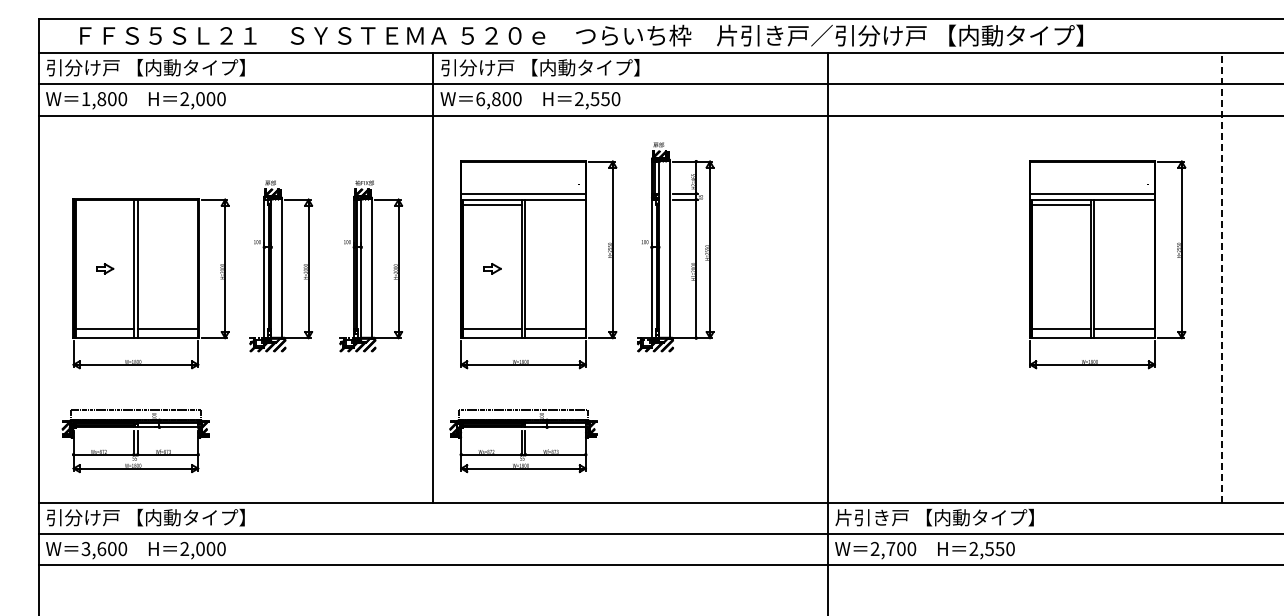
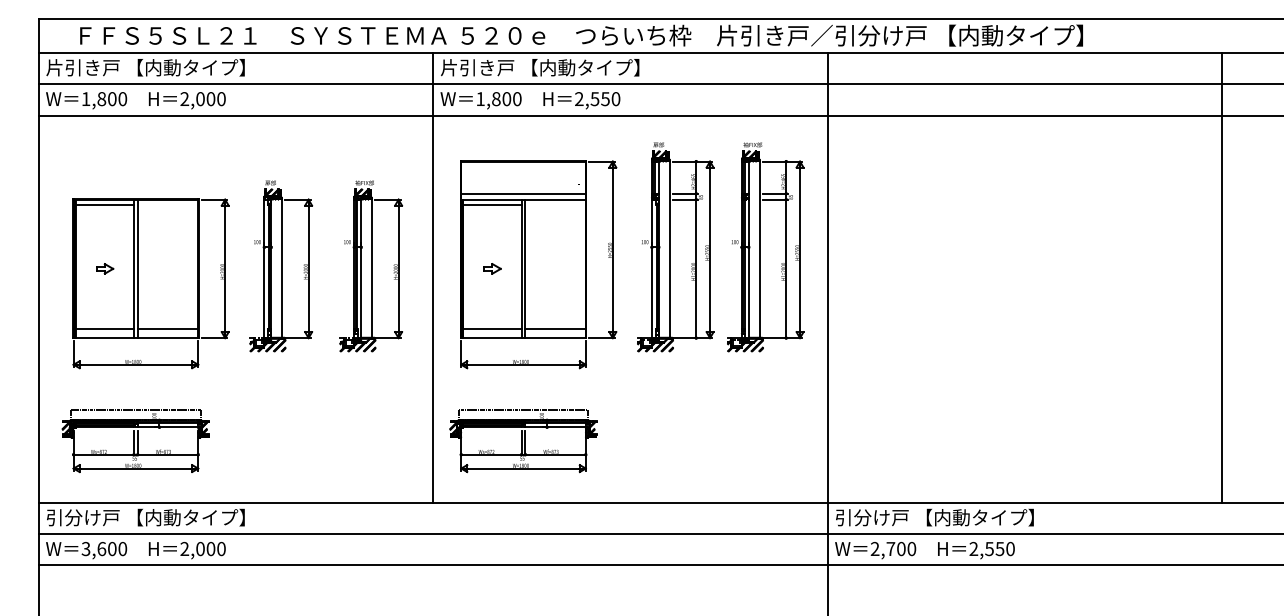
text: 引分け戸 【内動タイプ】 -> 片引き戸 【内動タイプ】 (73, 67)
text: 引分け戸 【内動タイプ】 -> 片引き戸 【内動タイプ】 (468, 67)
text: 6,800 -> 1,800 (480, 99)
line: none -> present (104, 205)
part: none -> present (765, 247)
part: present -> none (1107, 264)
line: dashed -> solid (1222, 278)
text: 片引き戸 【内動タイプ】 -> 引分け戸 【内動タイプ】 (862, 517)
